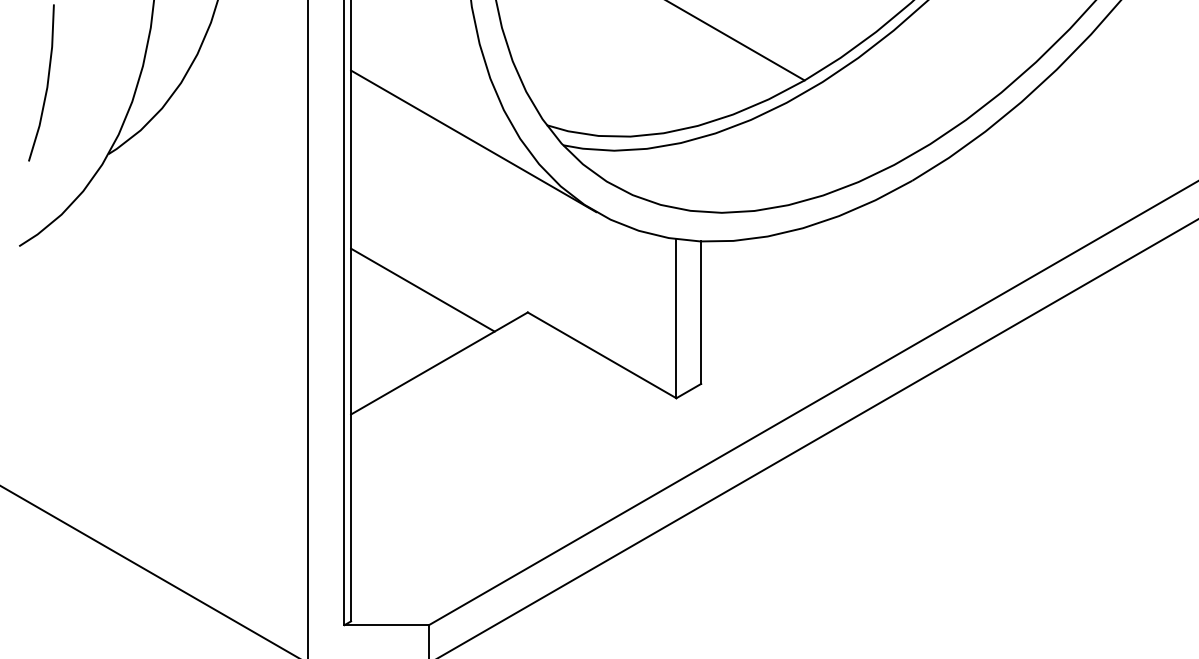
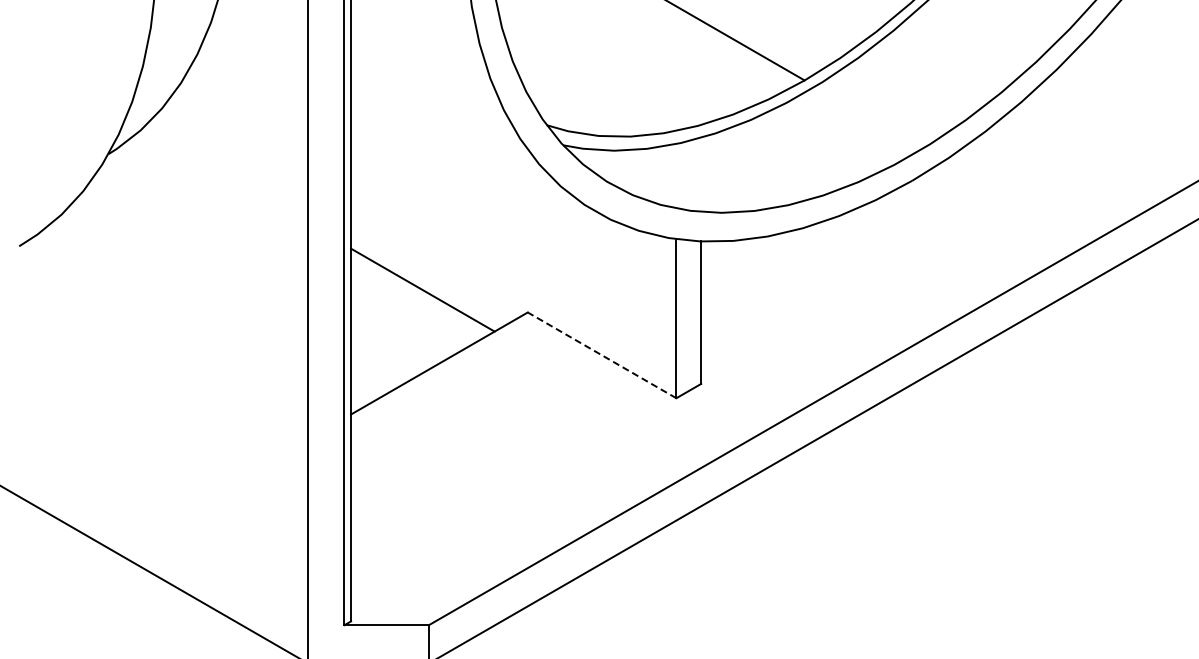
line: present -> none (46, 83)
line: present -> none (473, 141)
line: solid -> dashed (602, 355)
